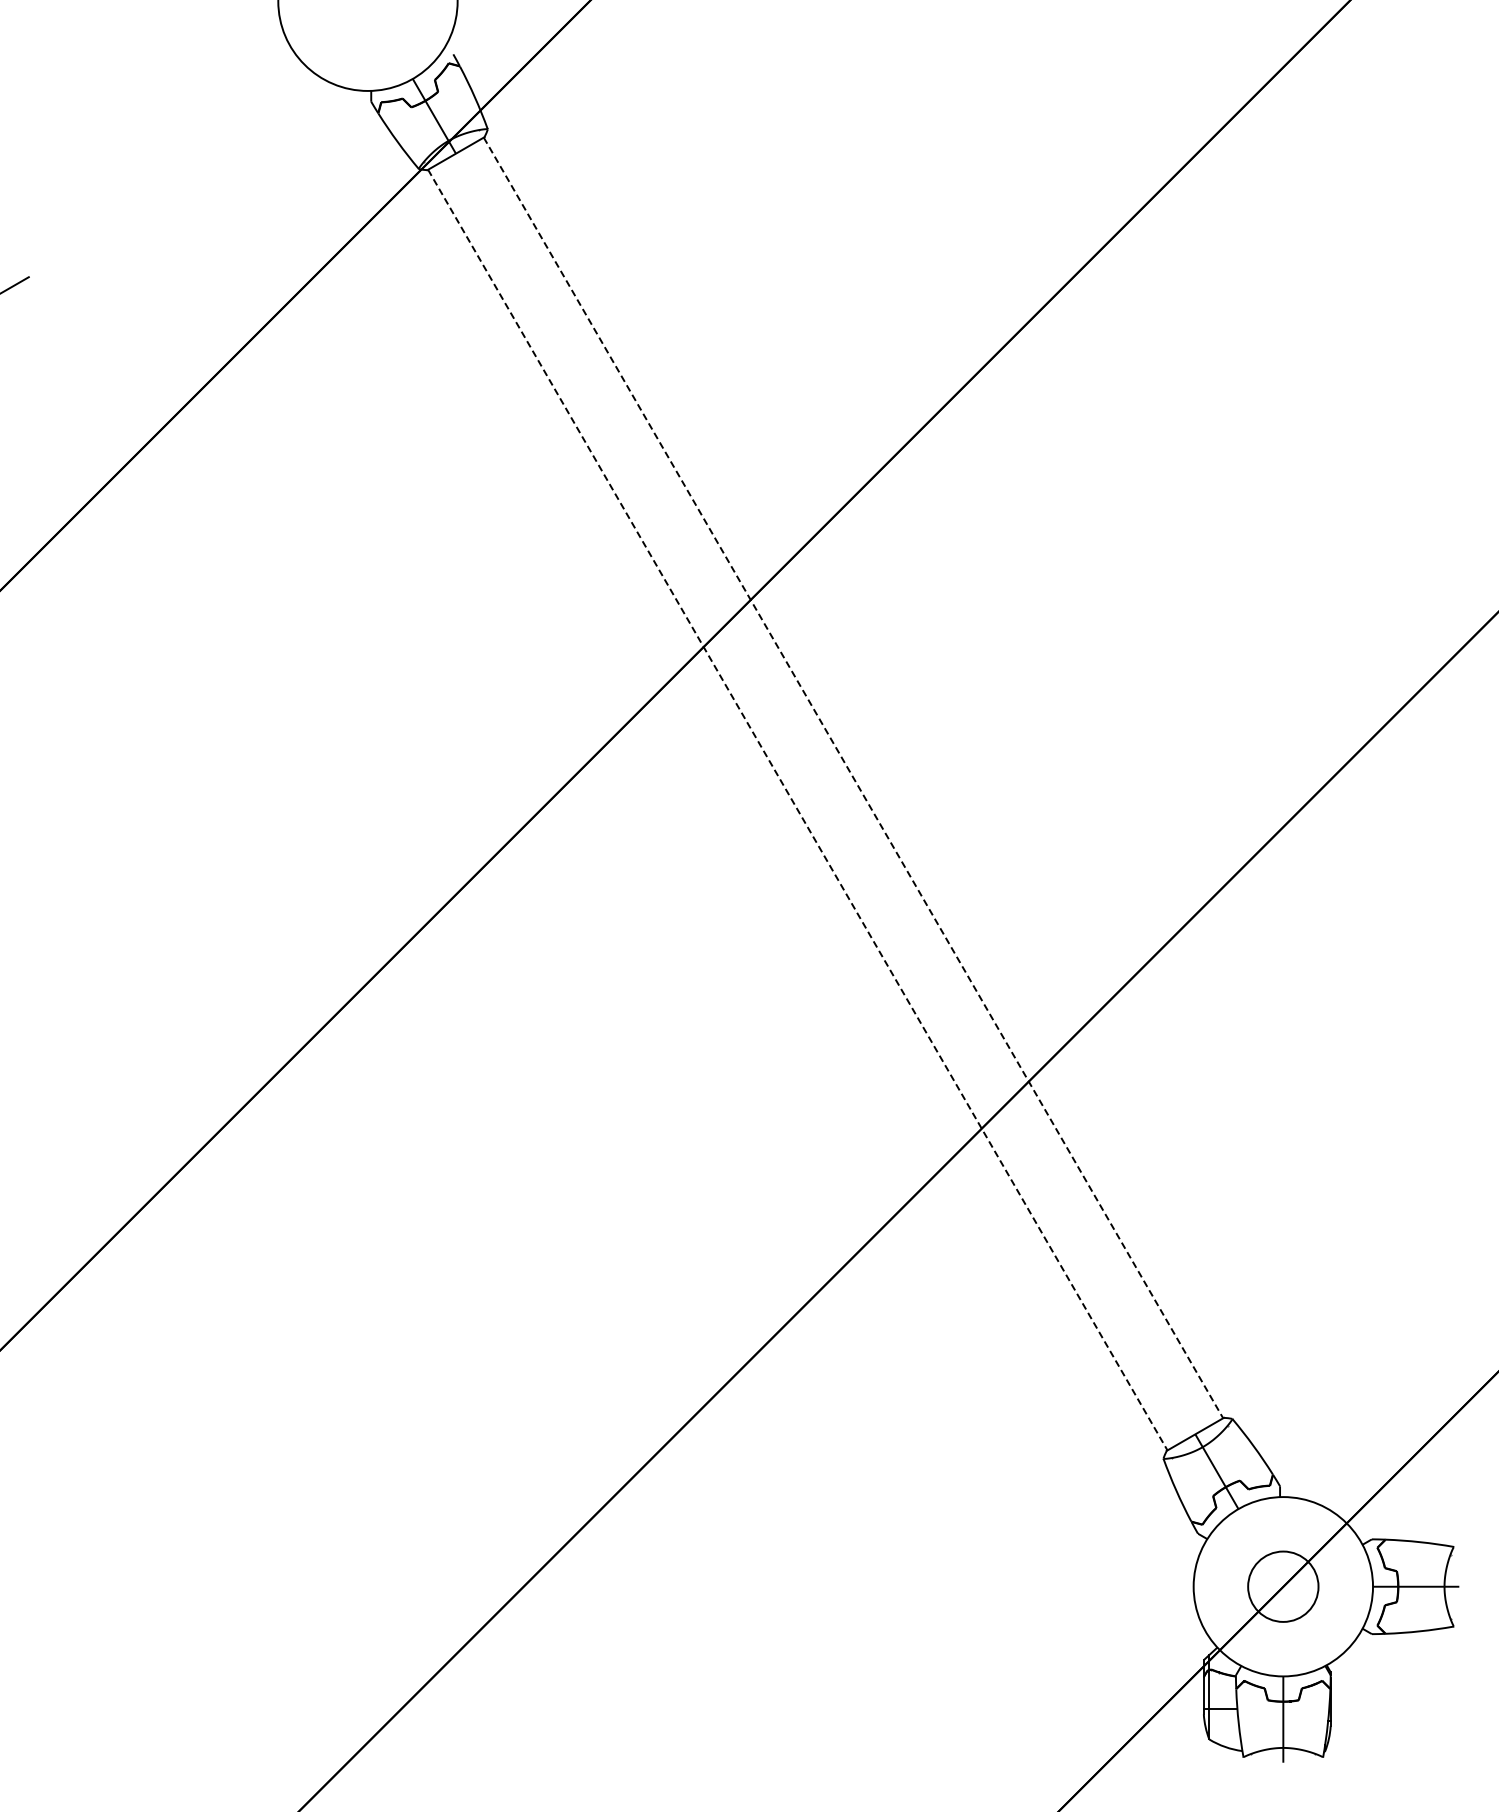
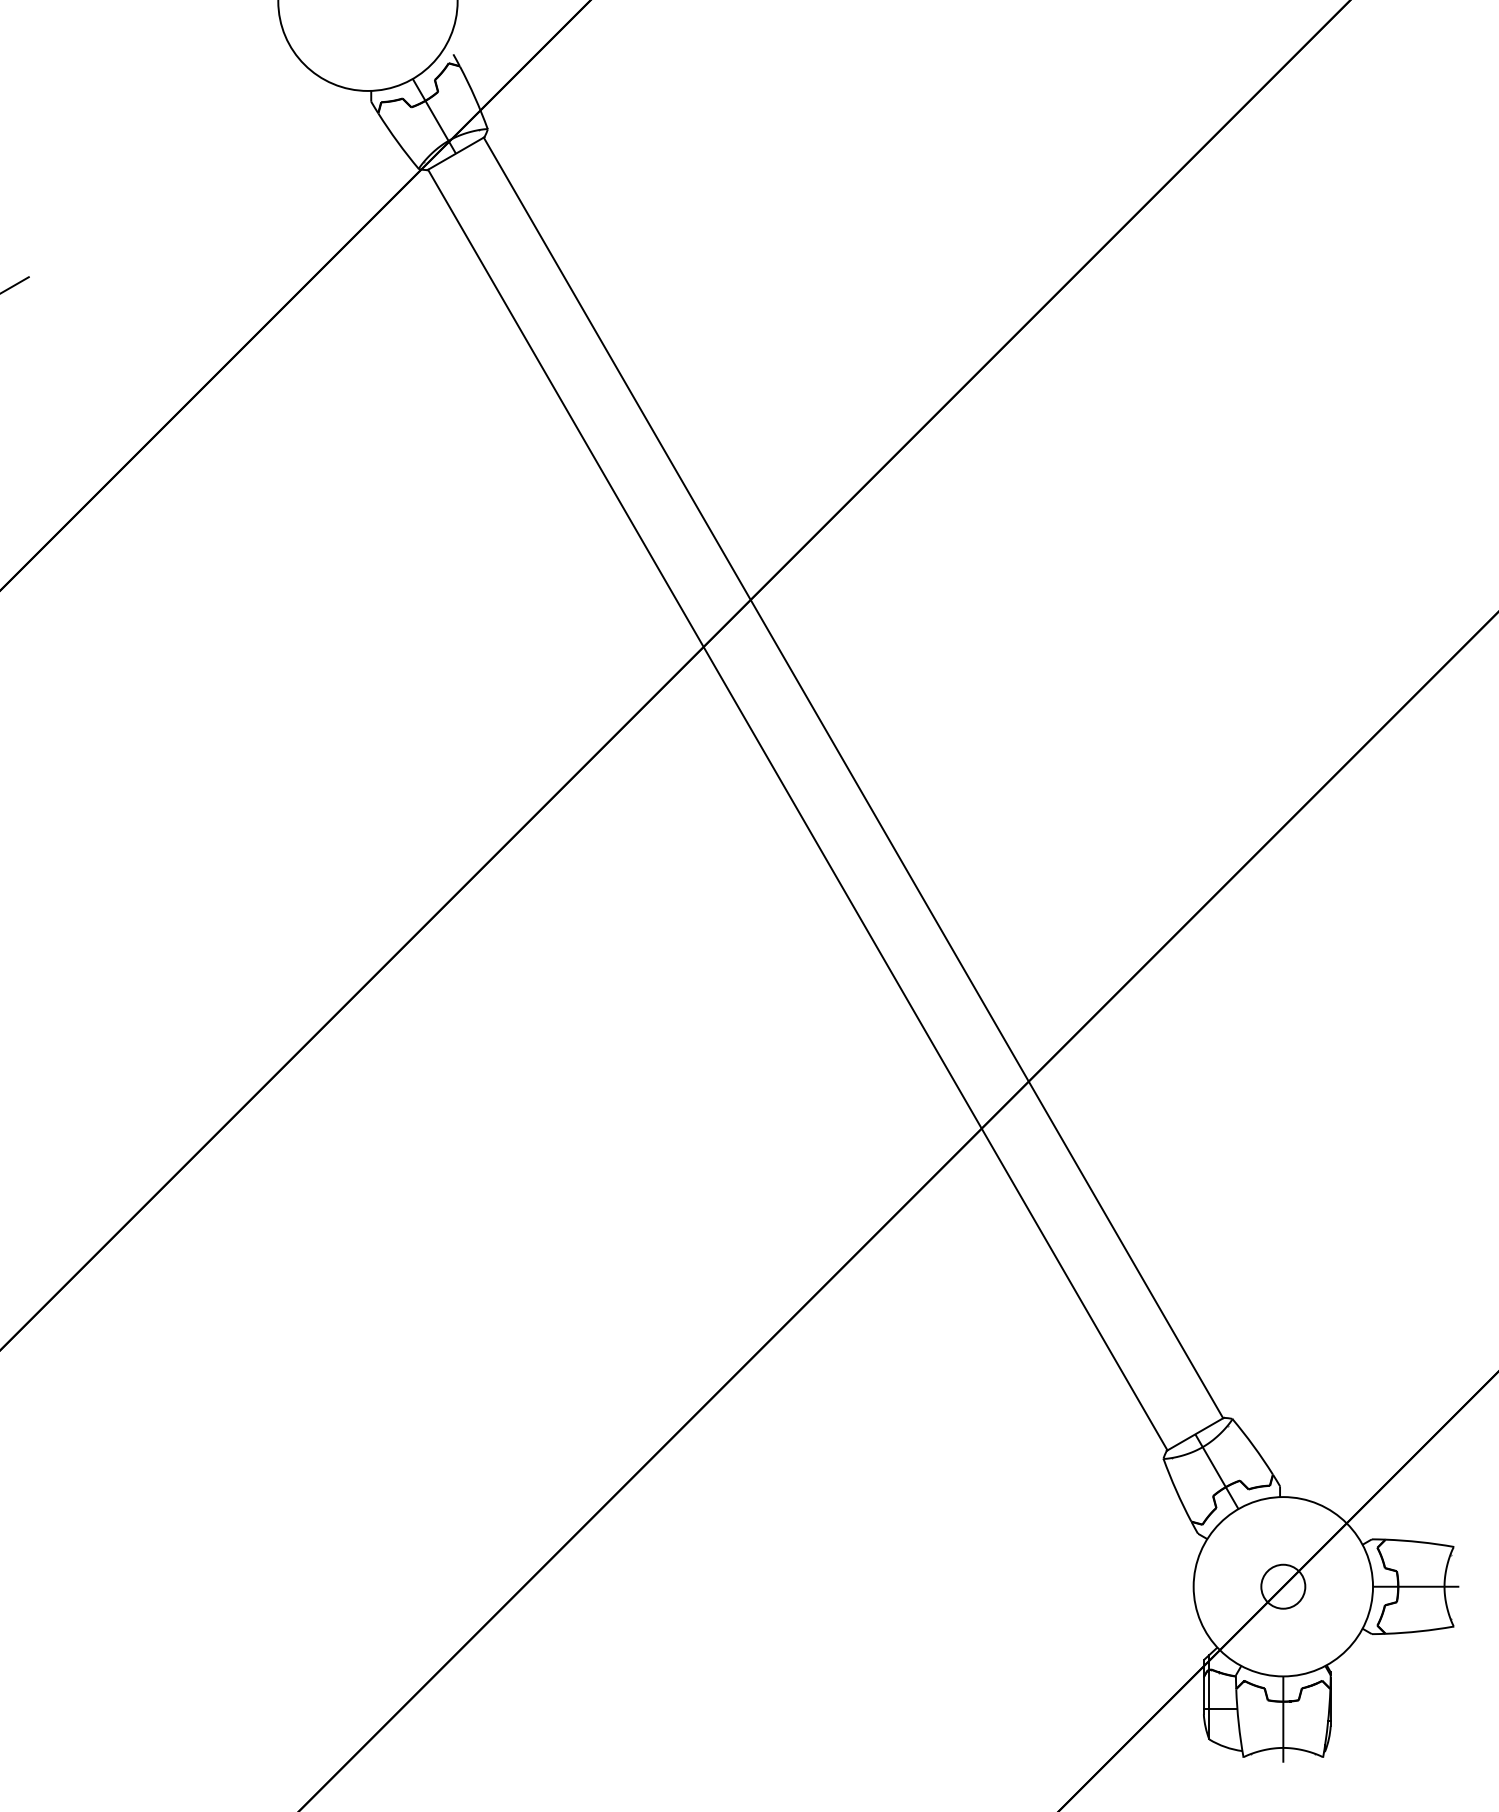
line: dashed -> solid (853, 778)
line: dashed -> solid (798, 810)
circle diameter: 70 px -> 44 px (1283, 1586)
